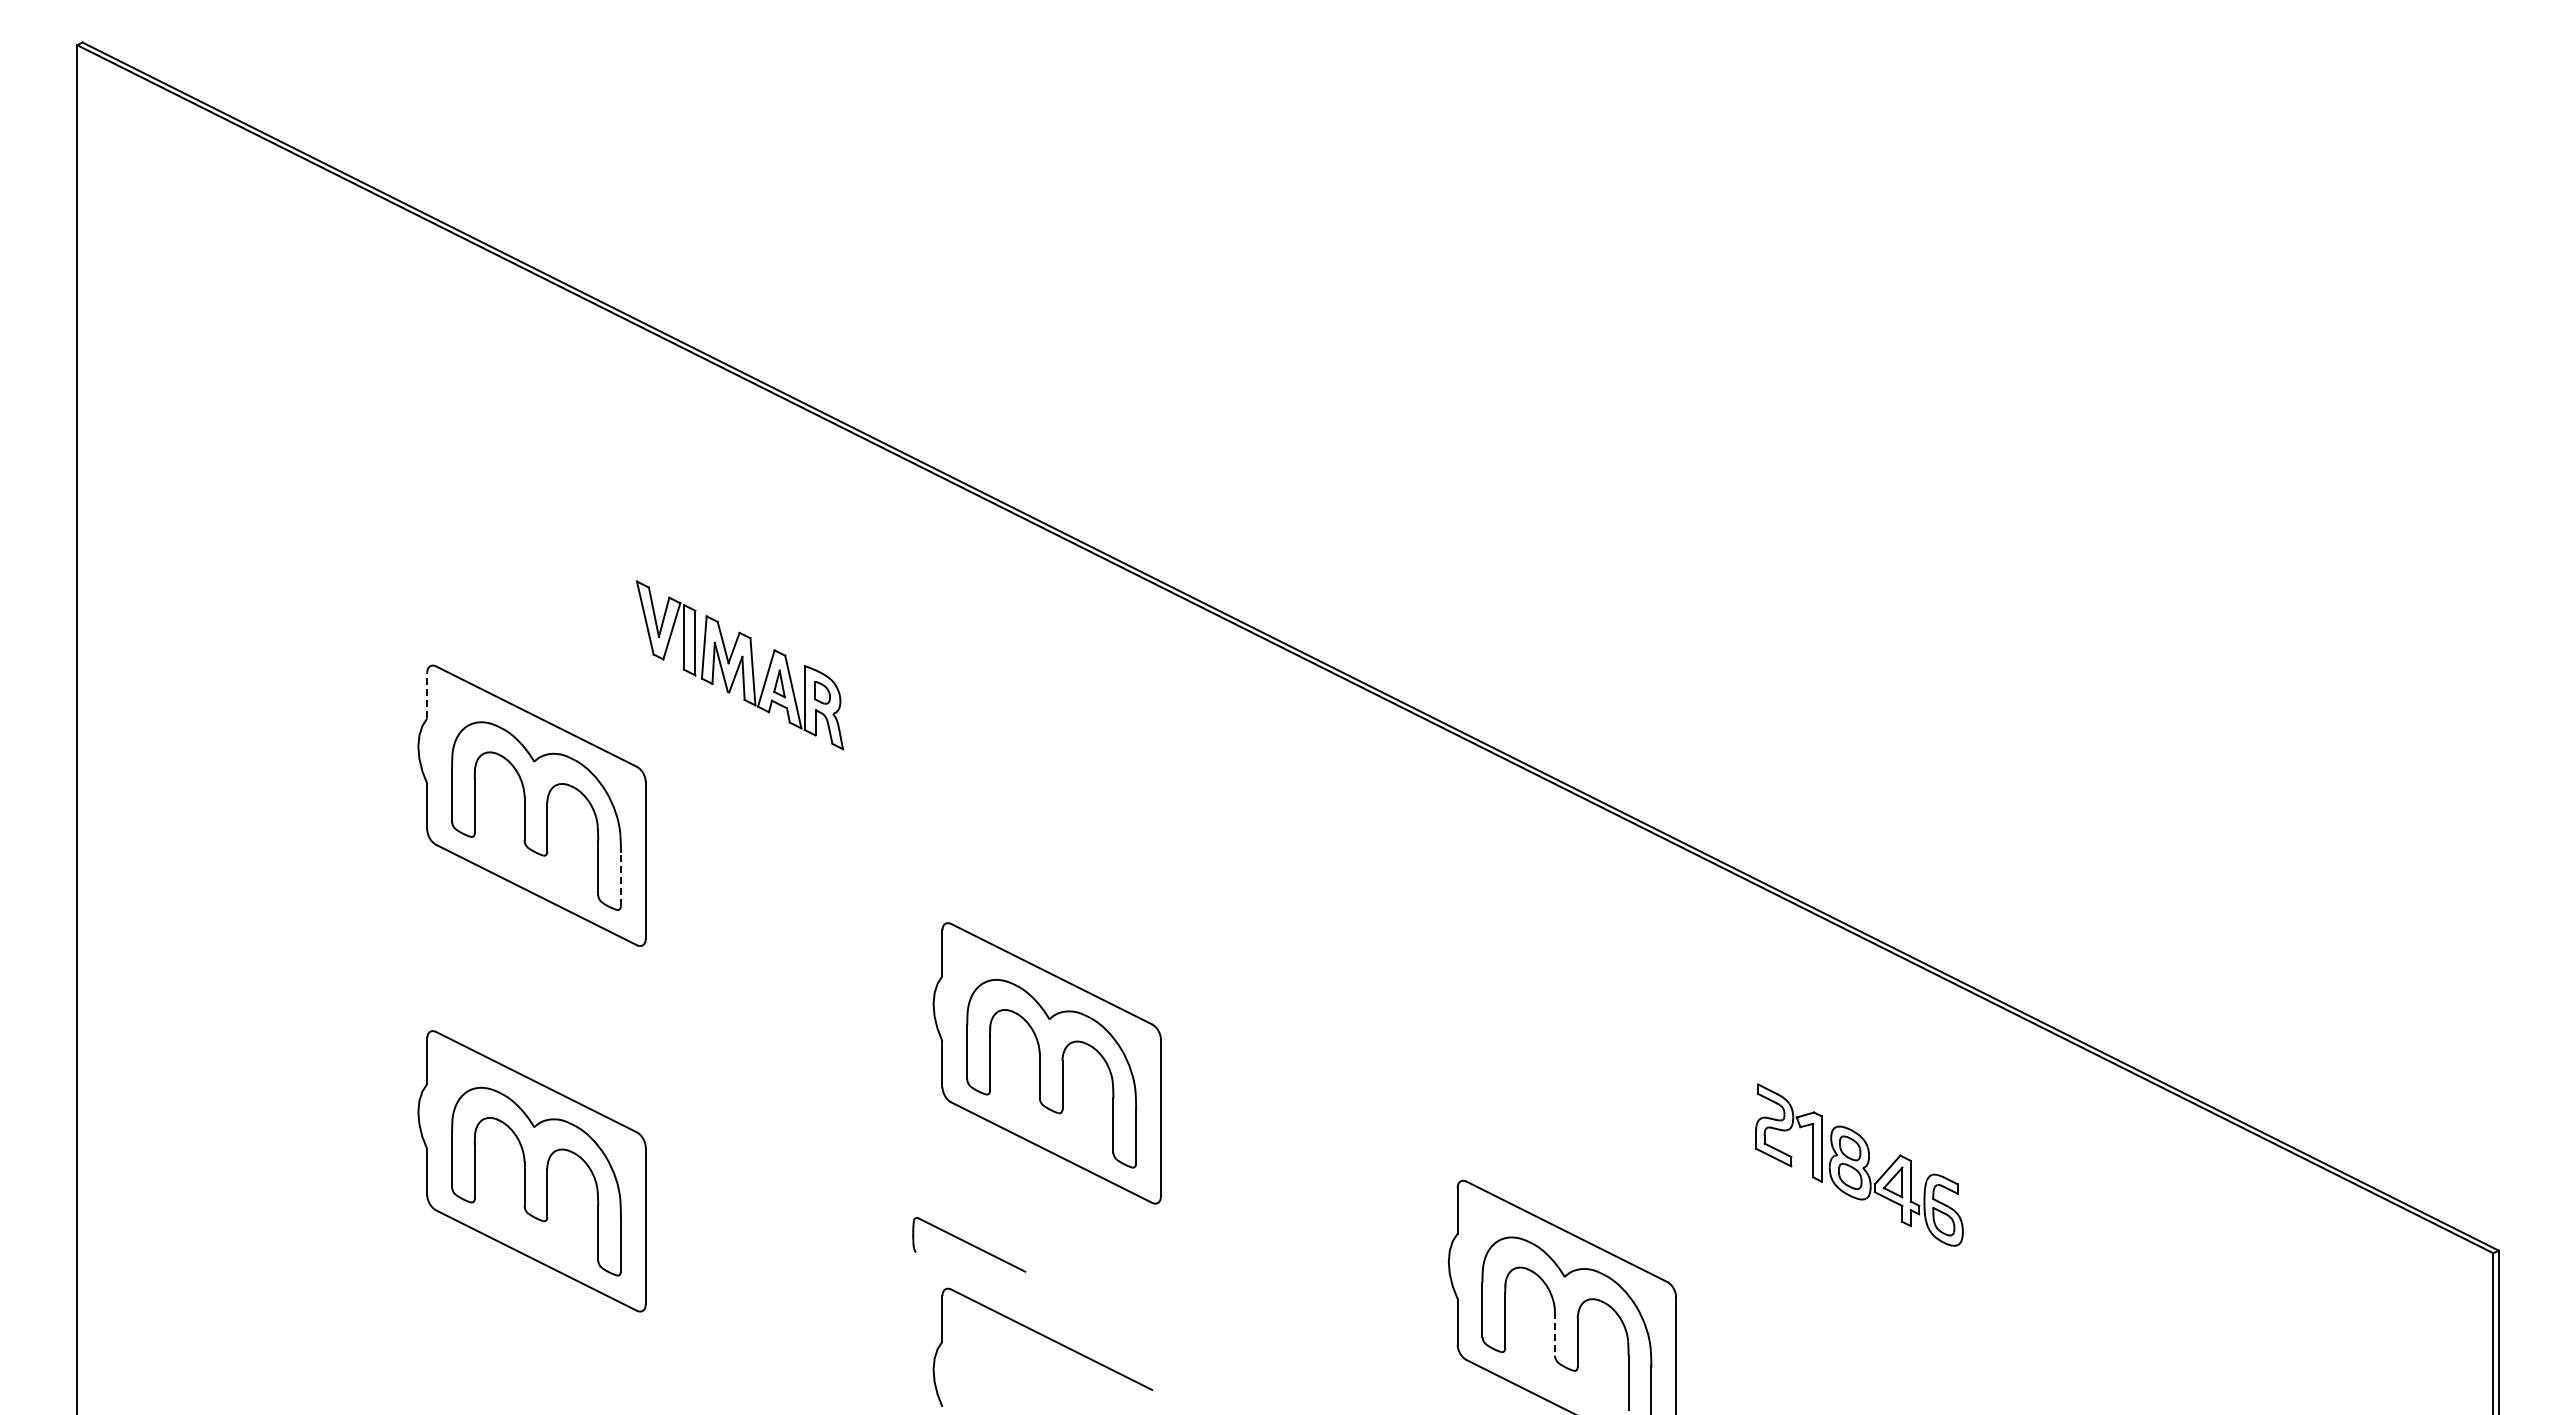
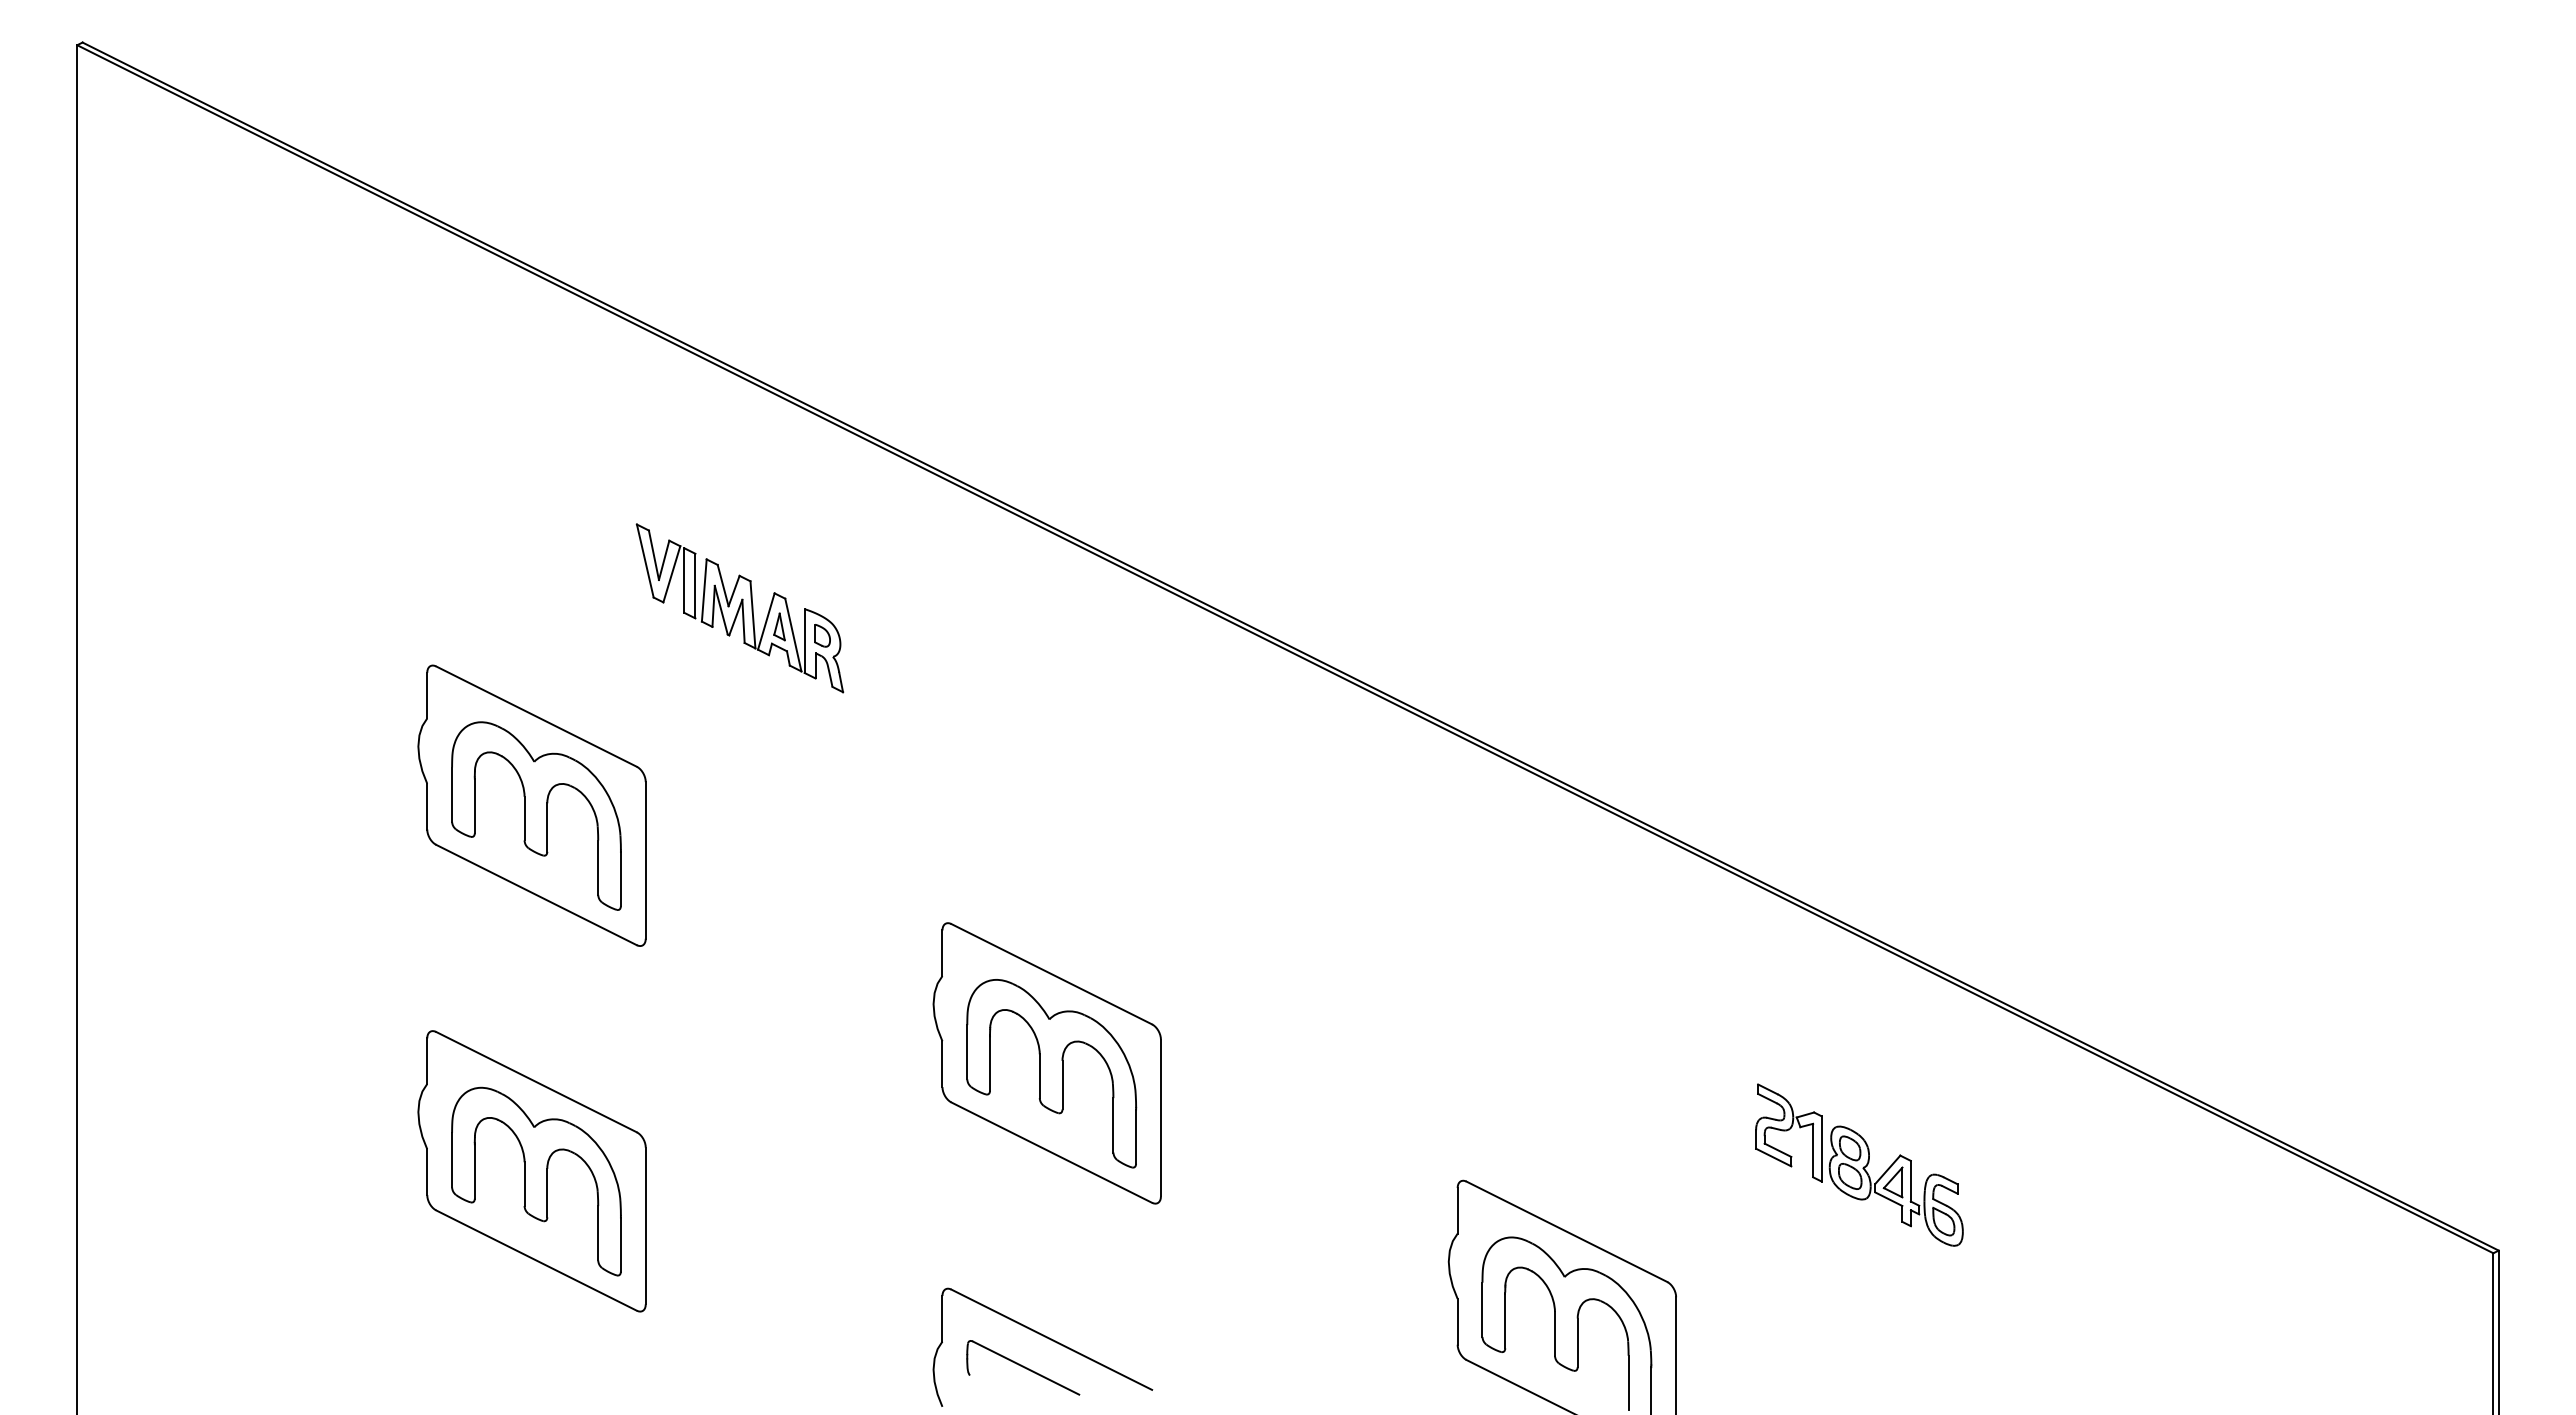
part position: (739, 665) -> (739, 608) (739, 608)
line: dashed -> solid (427, 695)
line: dashed -> solid (620, 878)
part position: (969, 1244) -> (1023, 1367) (1023, 1367)
line: dashed -> solid (1554, 1333)
